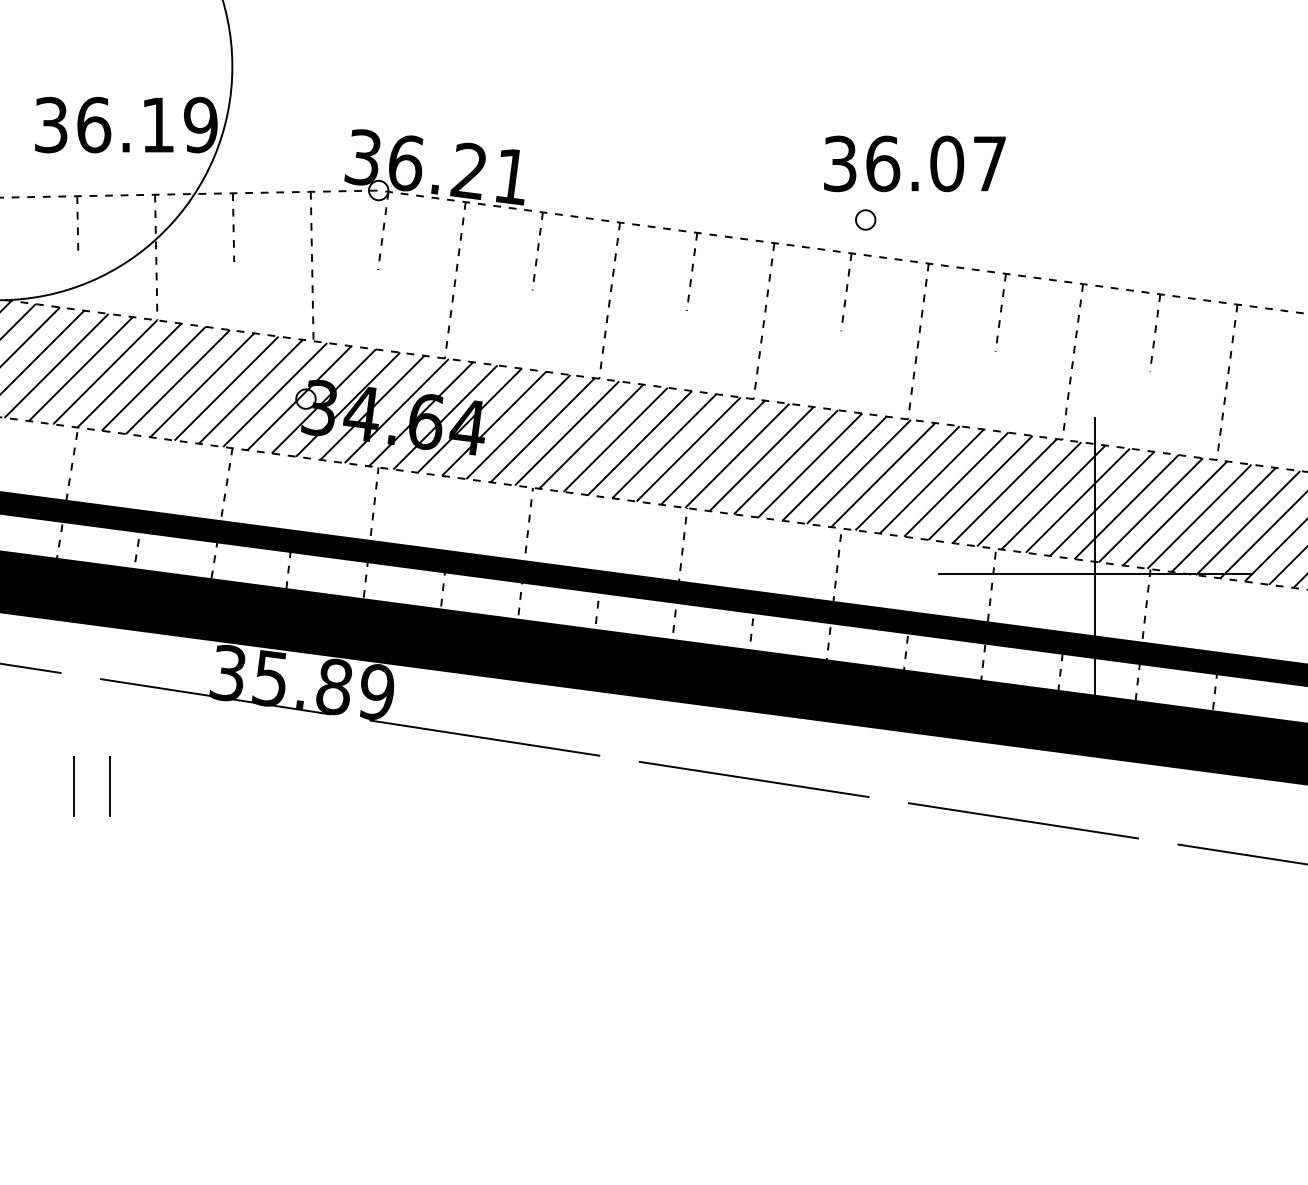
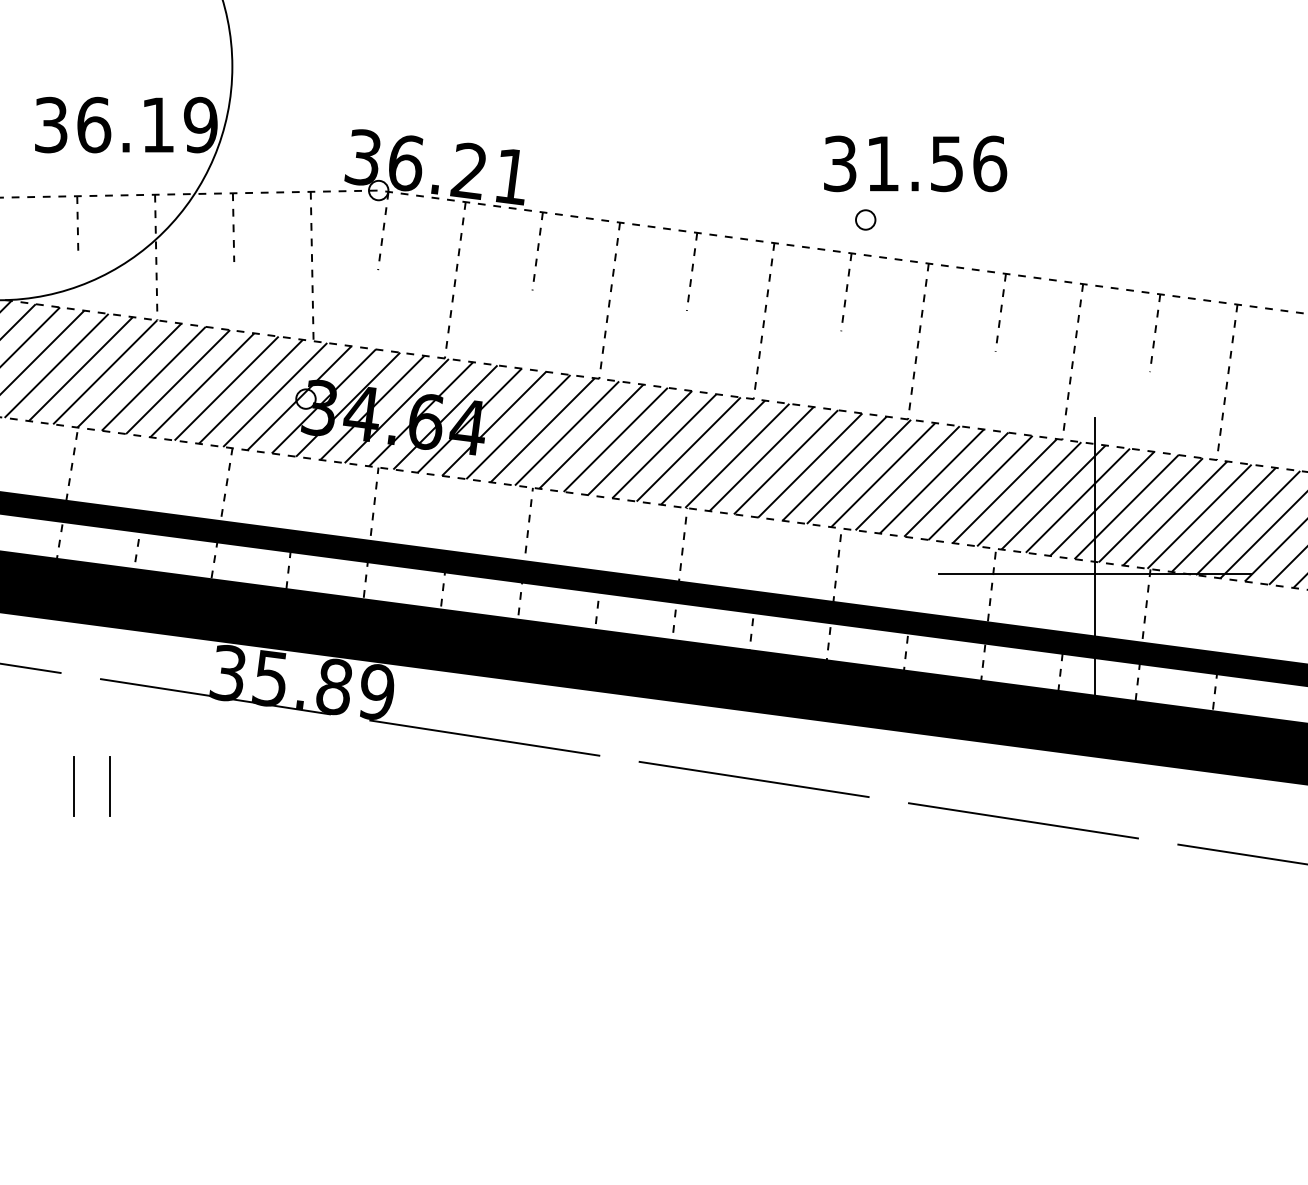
text: 36.07 -> 31.56 (936, 163)
